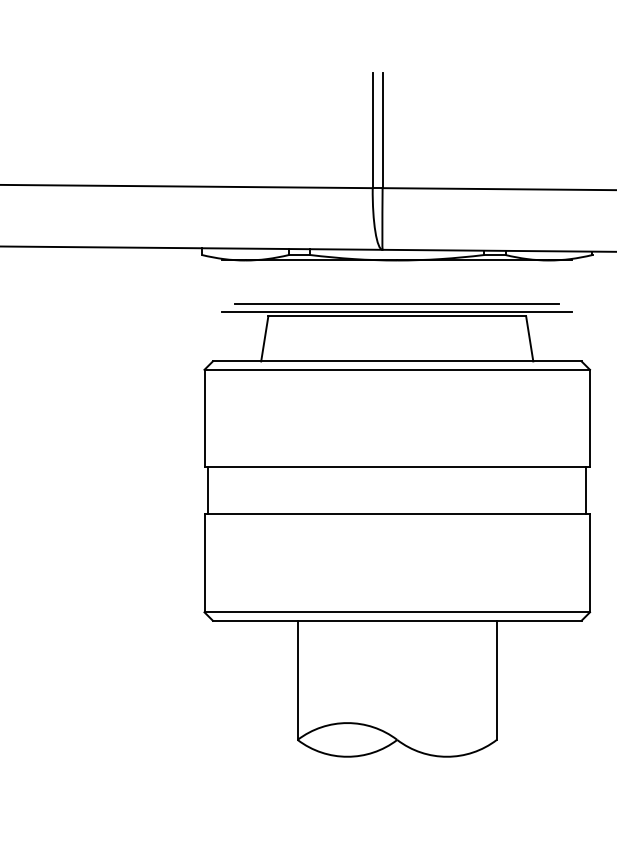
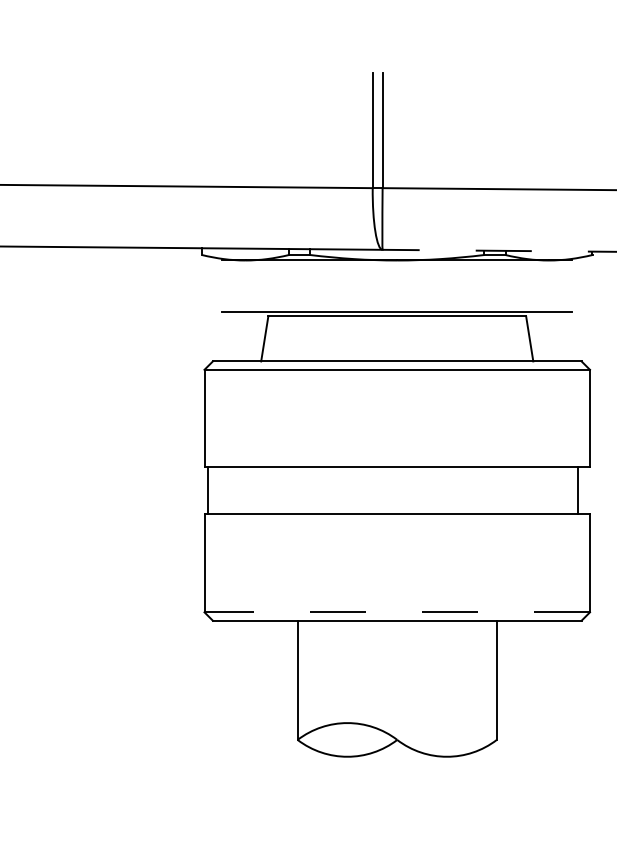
line: solid -> dashed (499, 250)
line: present -> none (397, 303)
line position: (586, 490) -> (578, 490) (578, 490)
line: solid -> dashed (397, 612)
